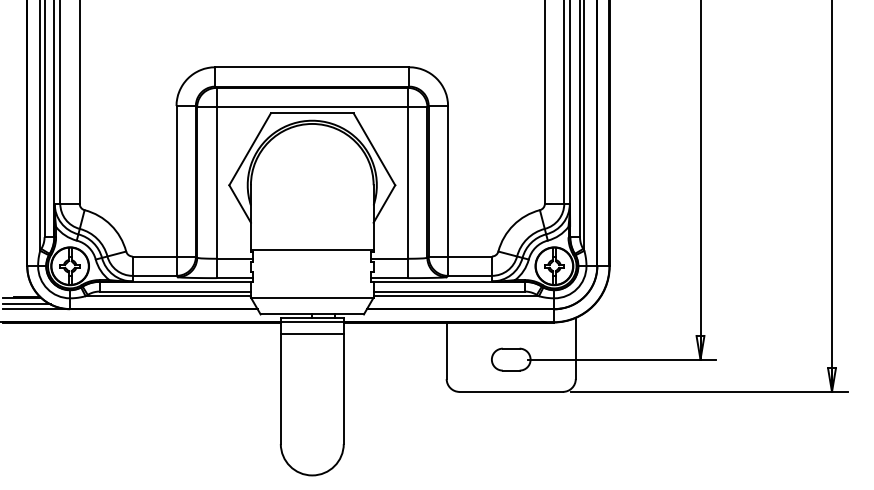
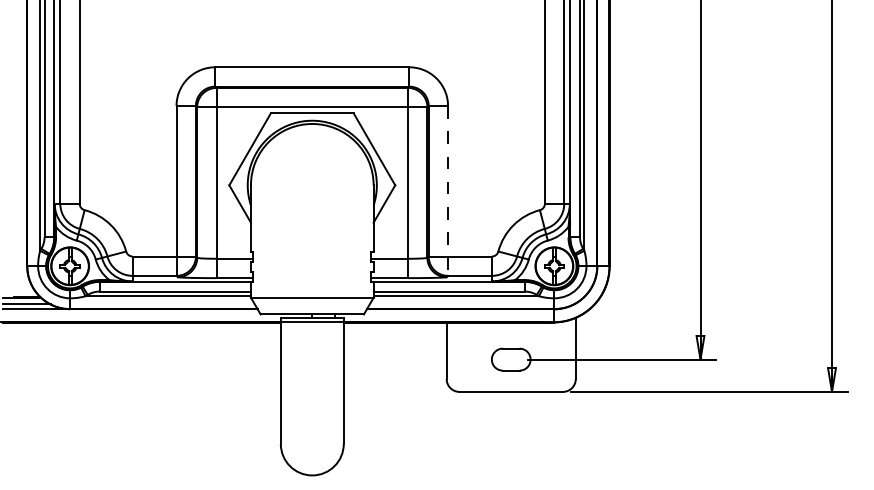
line: solid -> dashed (448, 190)
line: present -> none (311, 249)
line: present -> none (311, 333)
